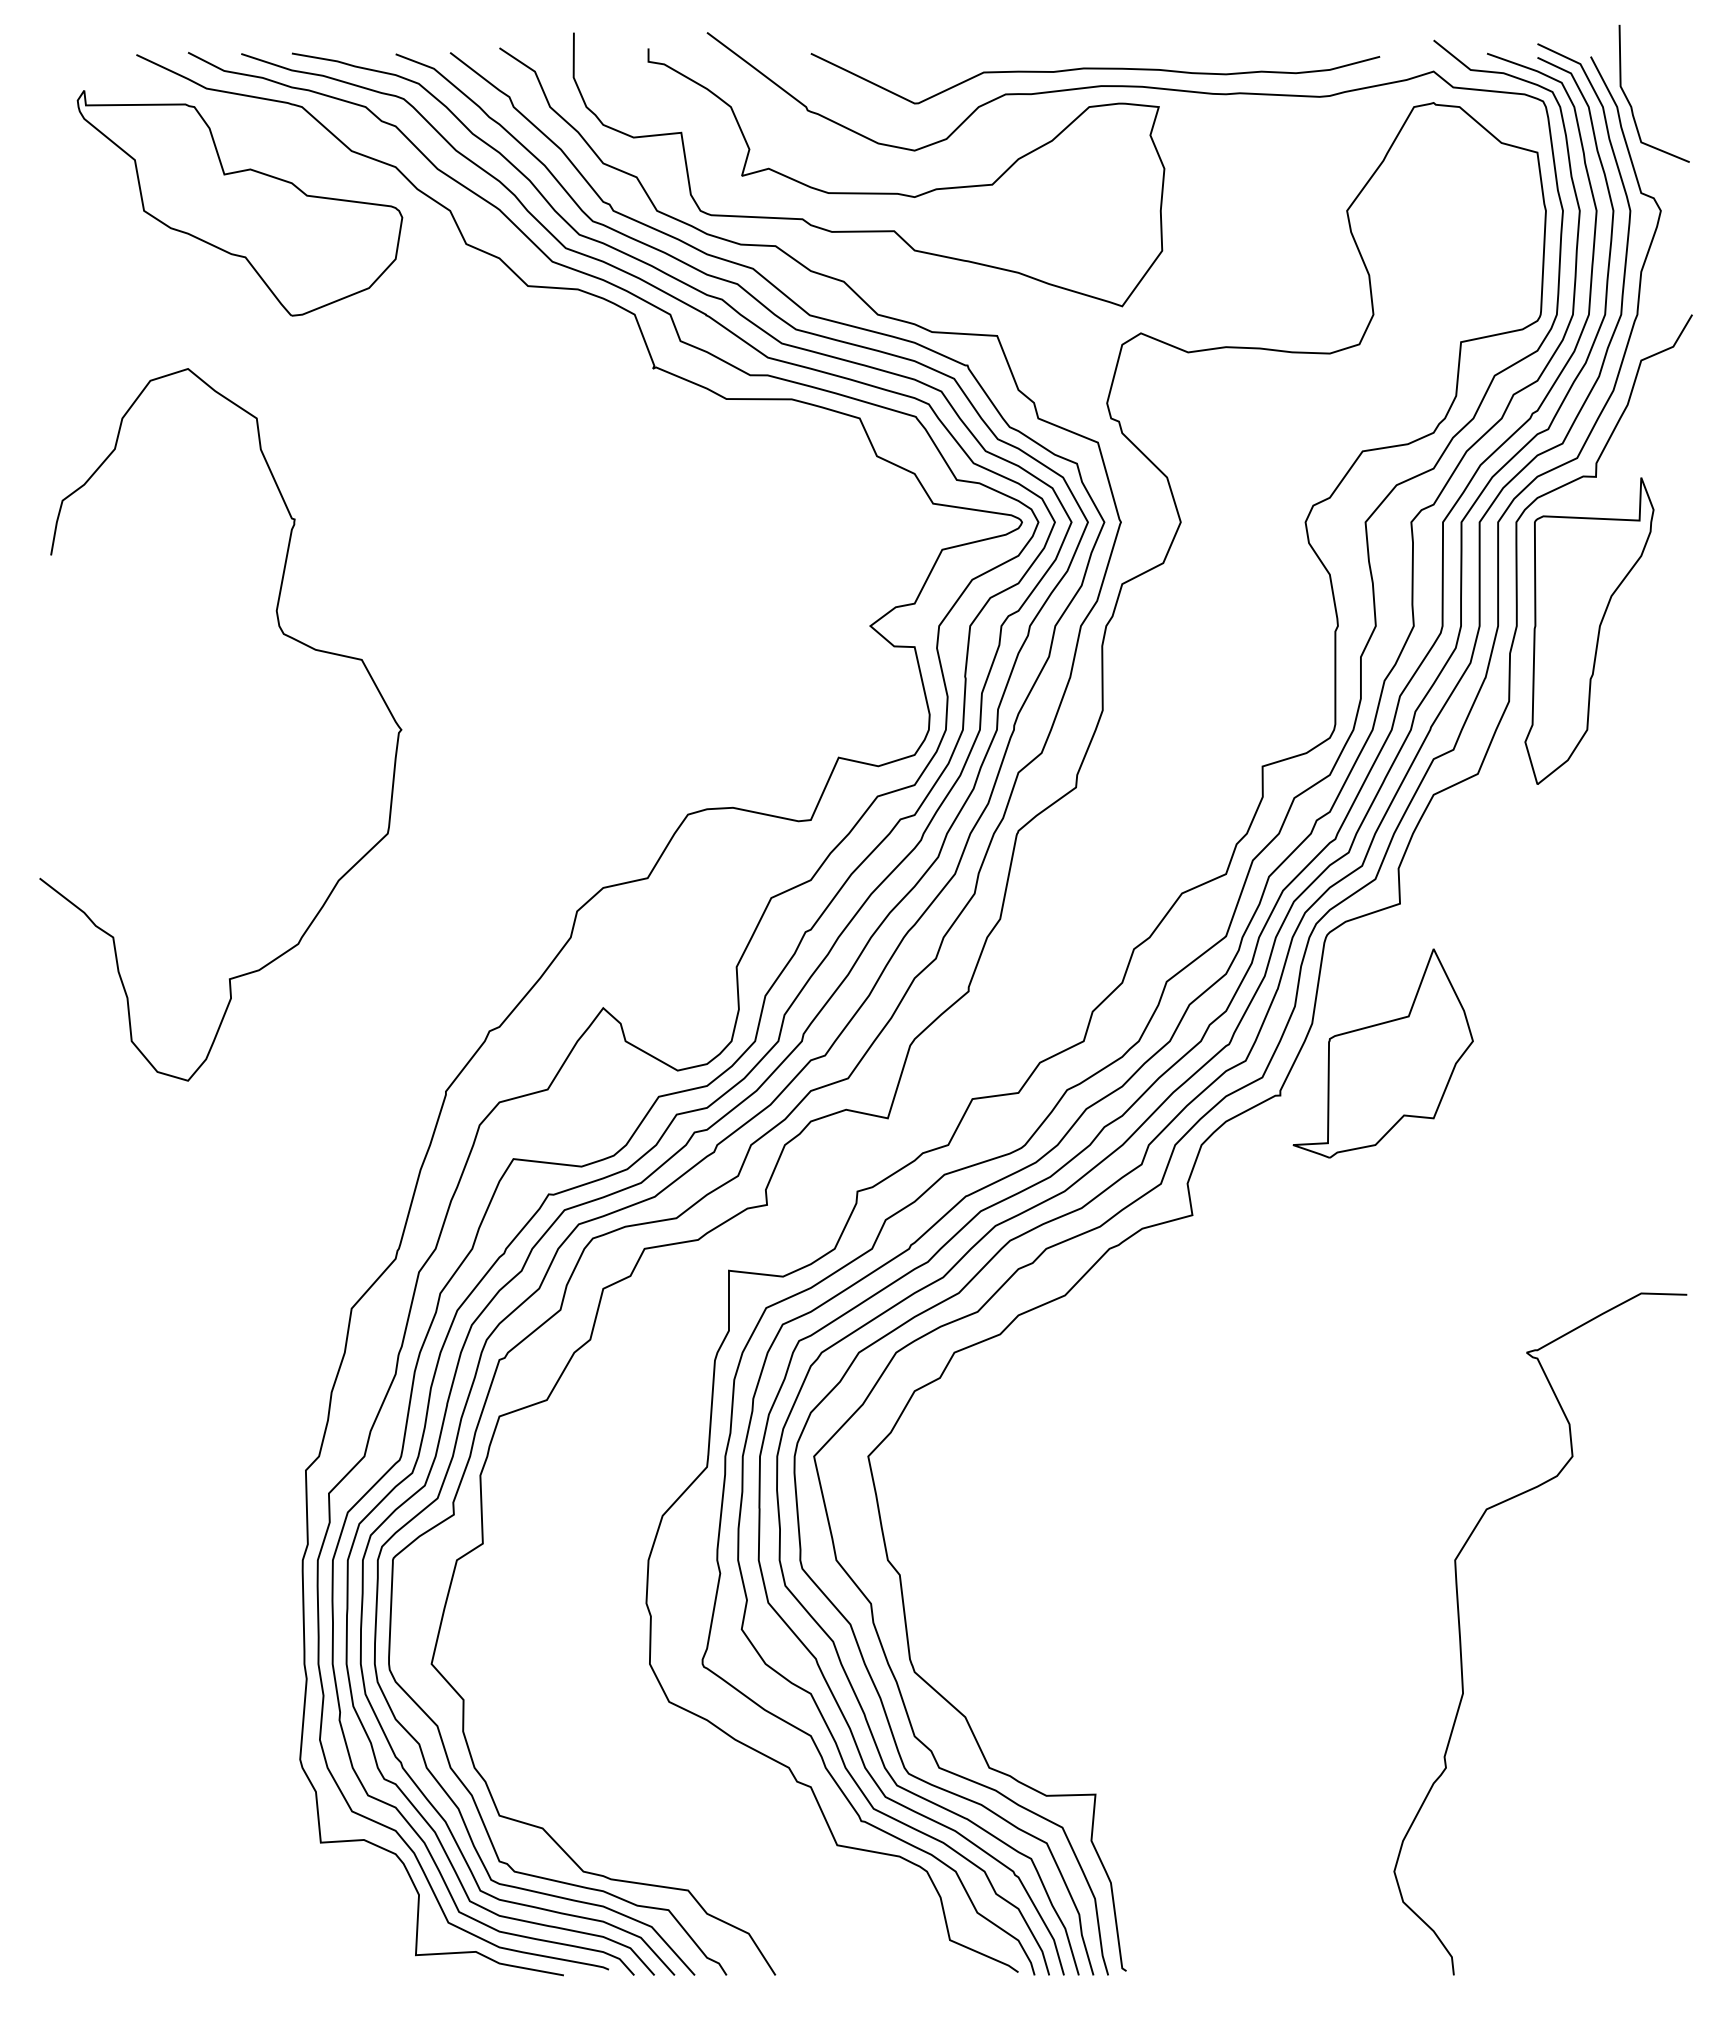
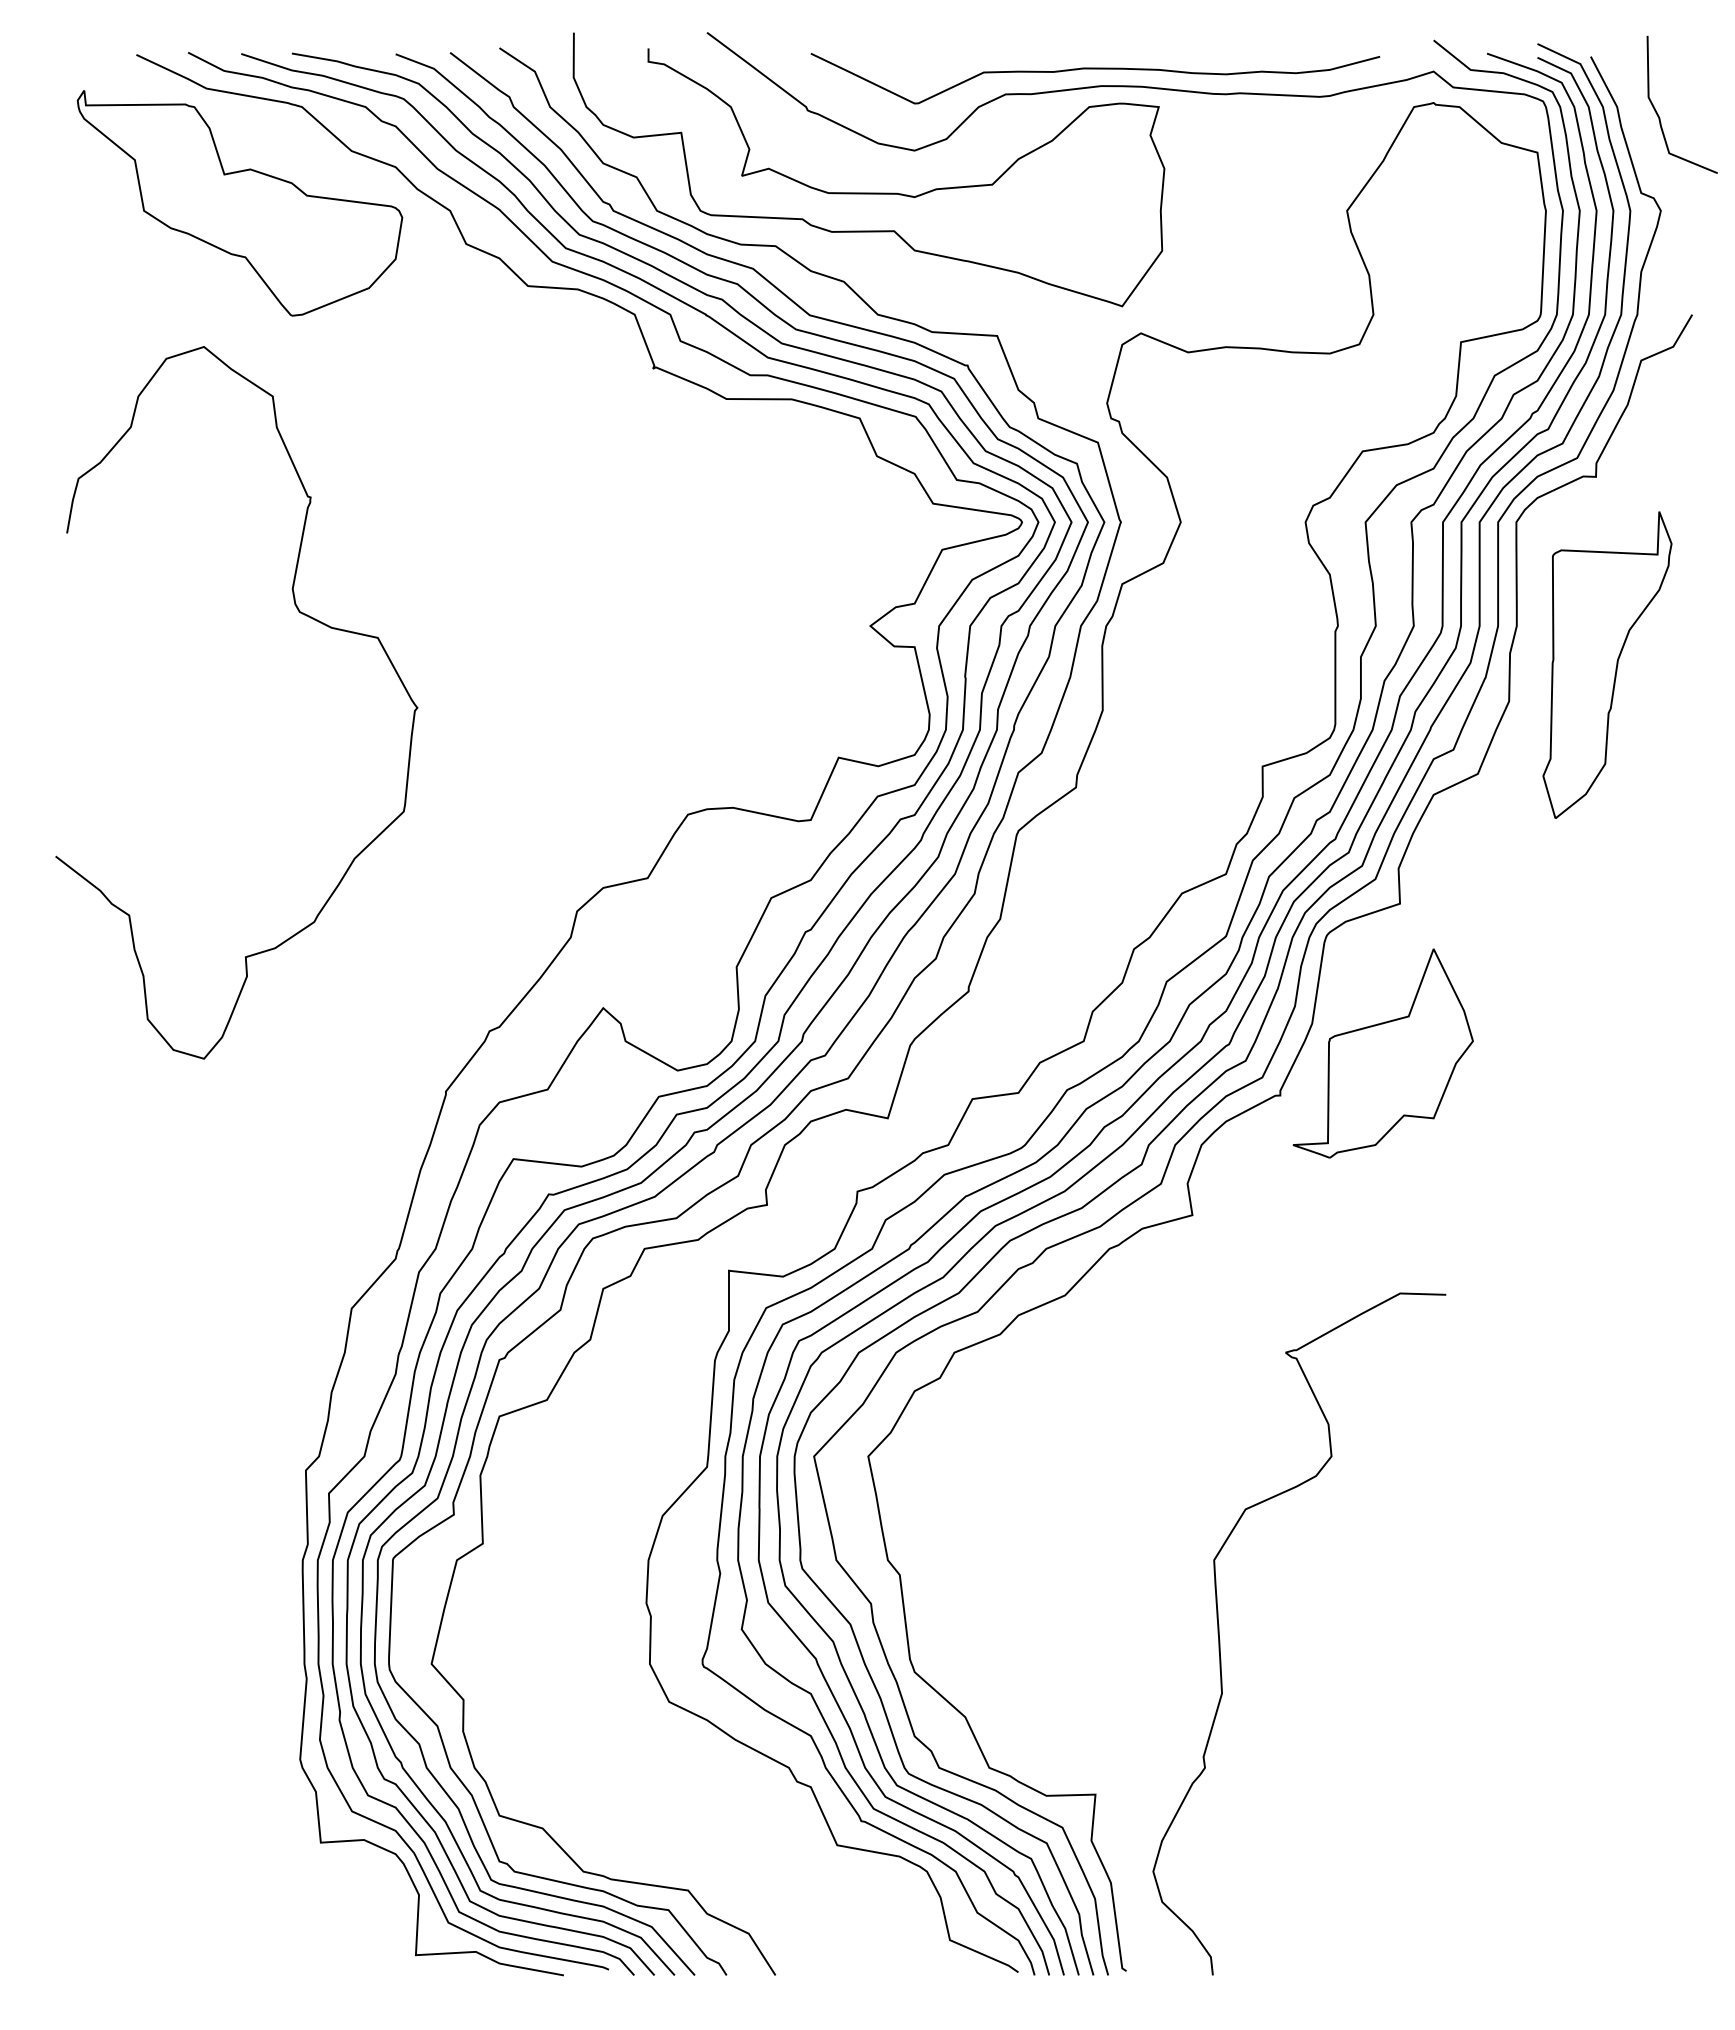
curve position: (1632, 106) -> (1660, 117) (1660, 117)
part position: (1589, 630) -> (1607, 664) (1607, 664)
curve position: (284, 635) -> (300, 613) (300, 613)
curve position: (1461, 1640) -> (1220, 1640) (1220, 1640)
